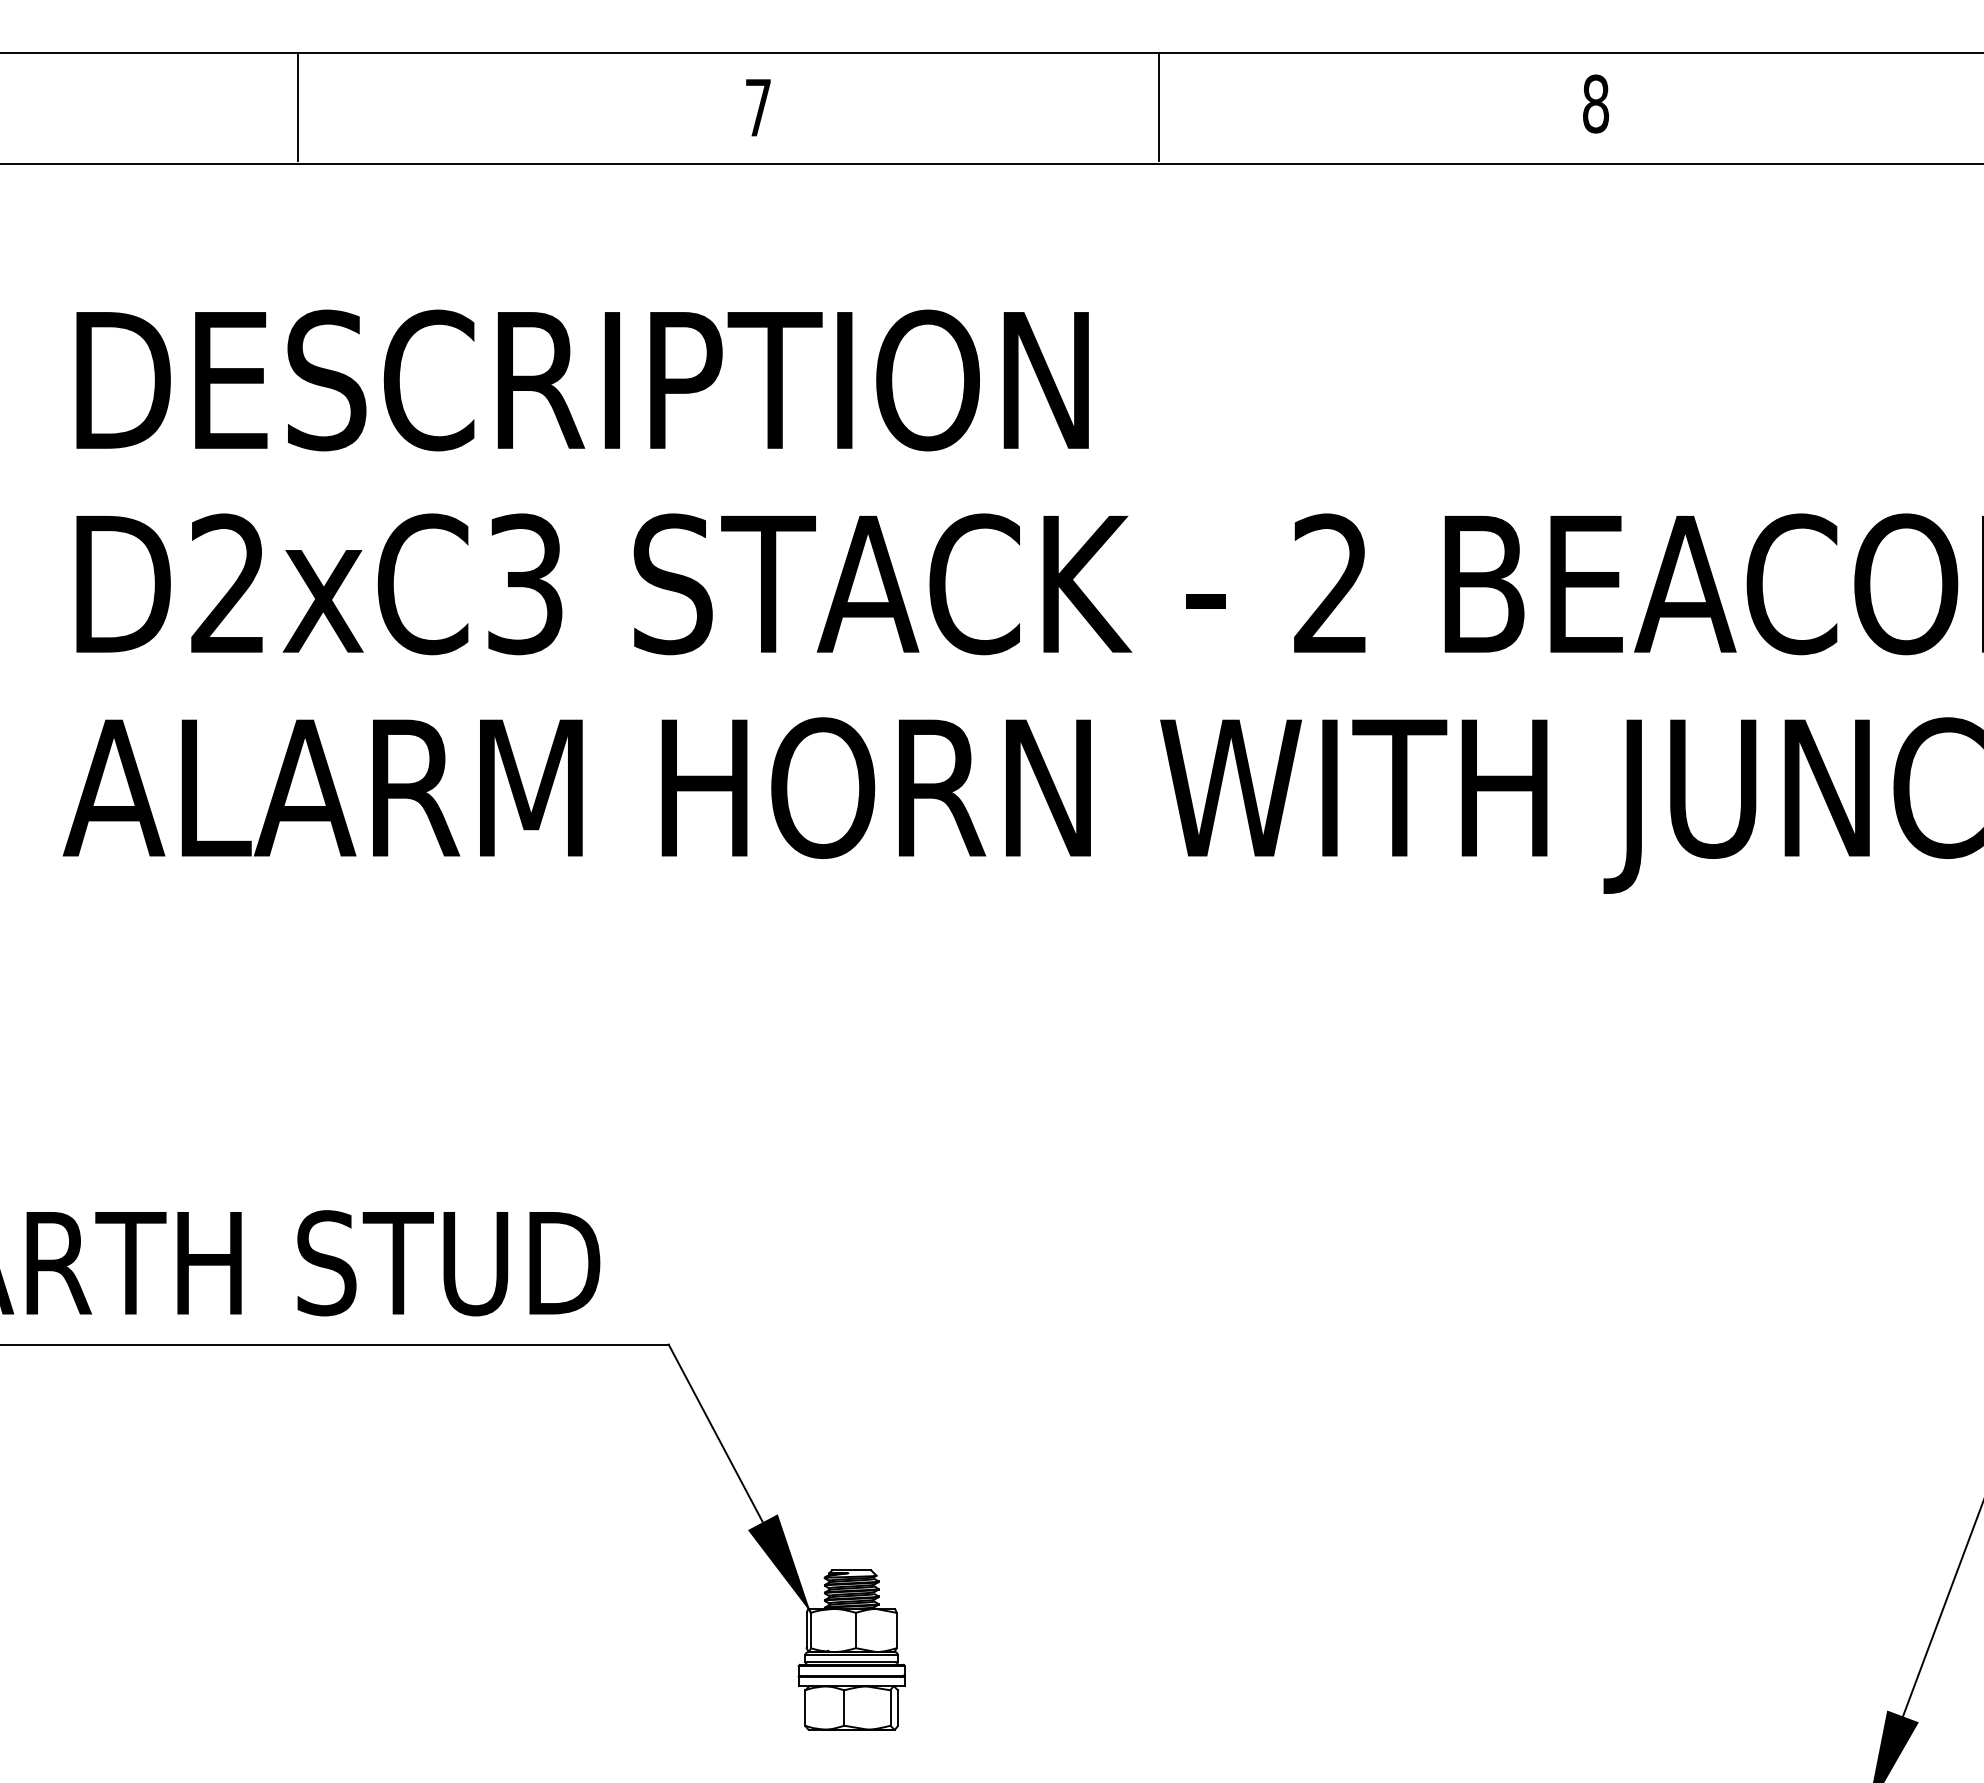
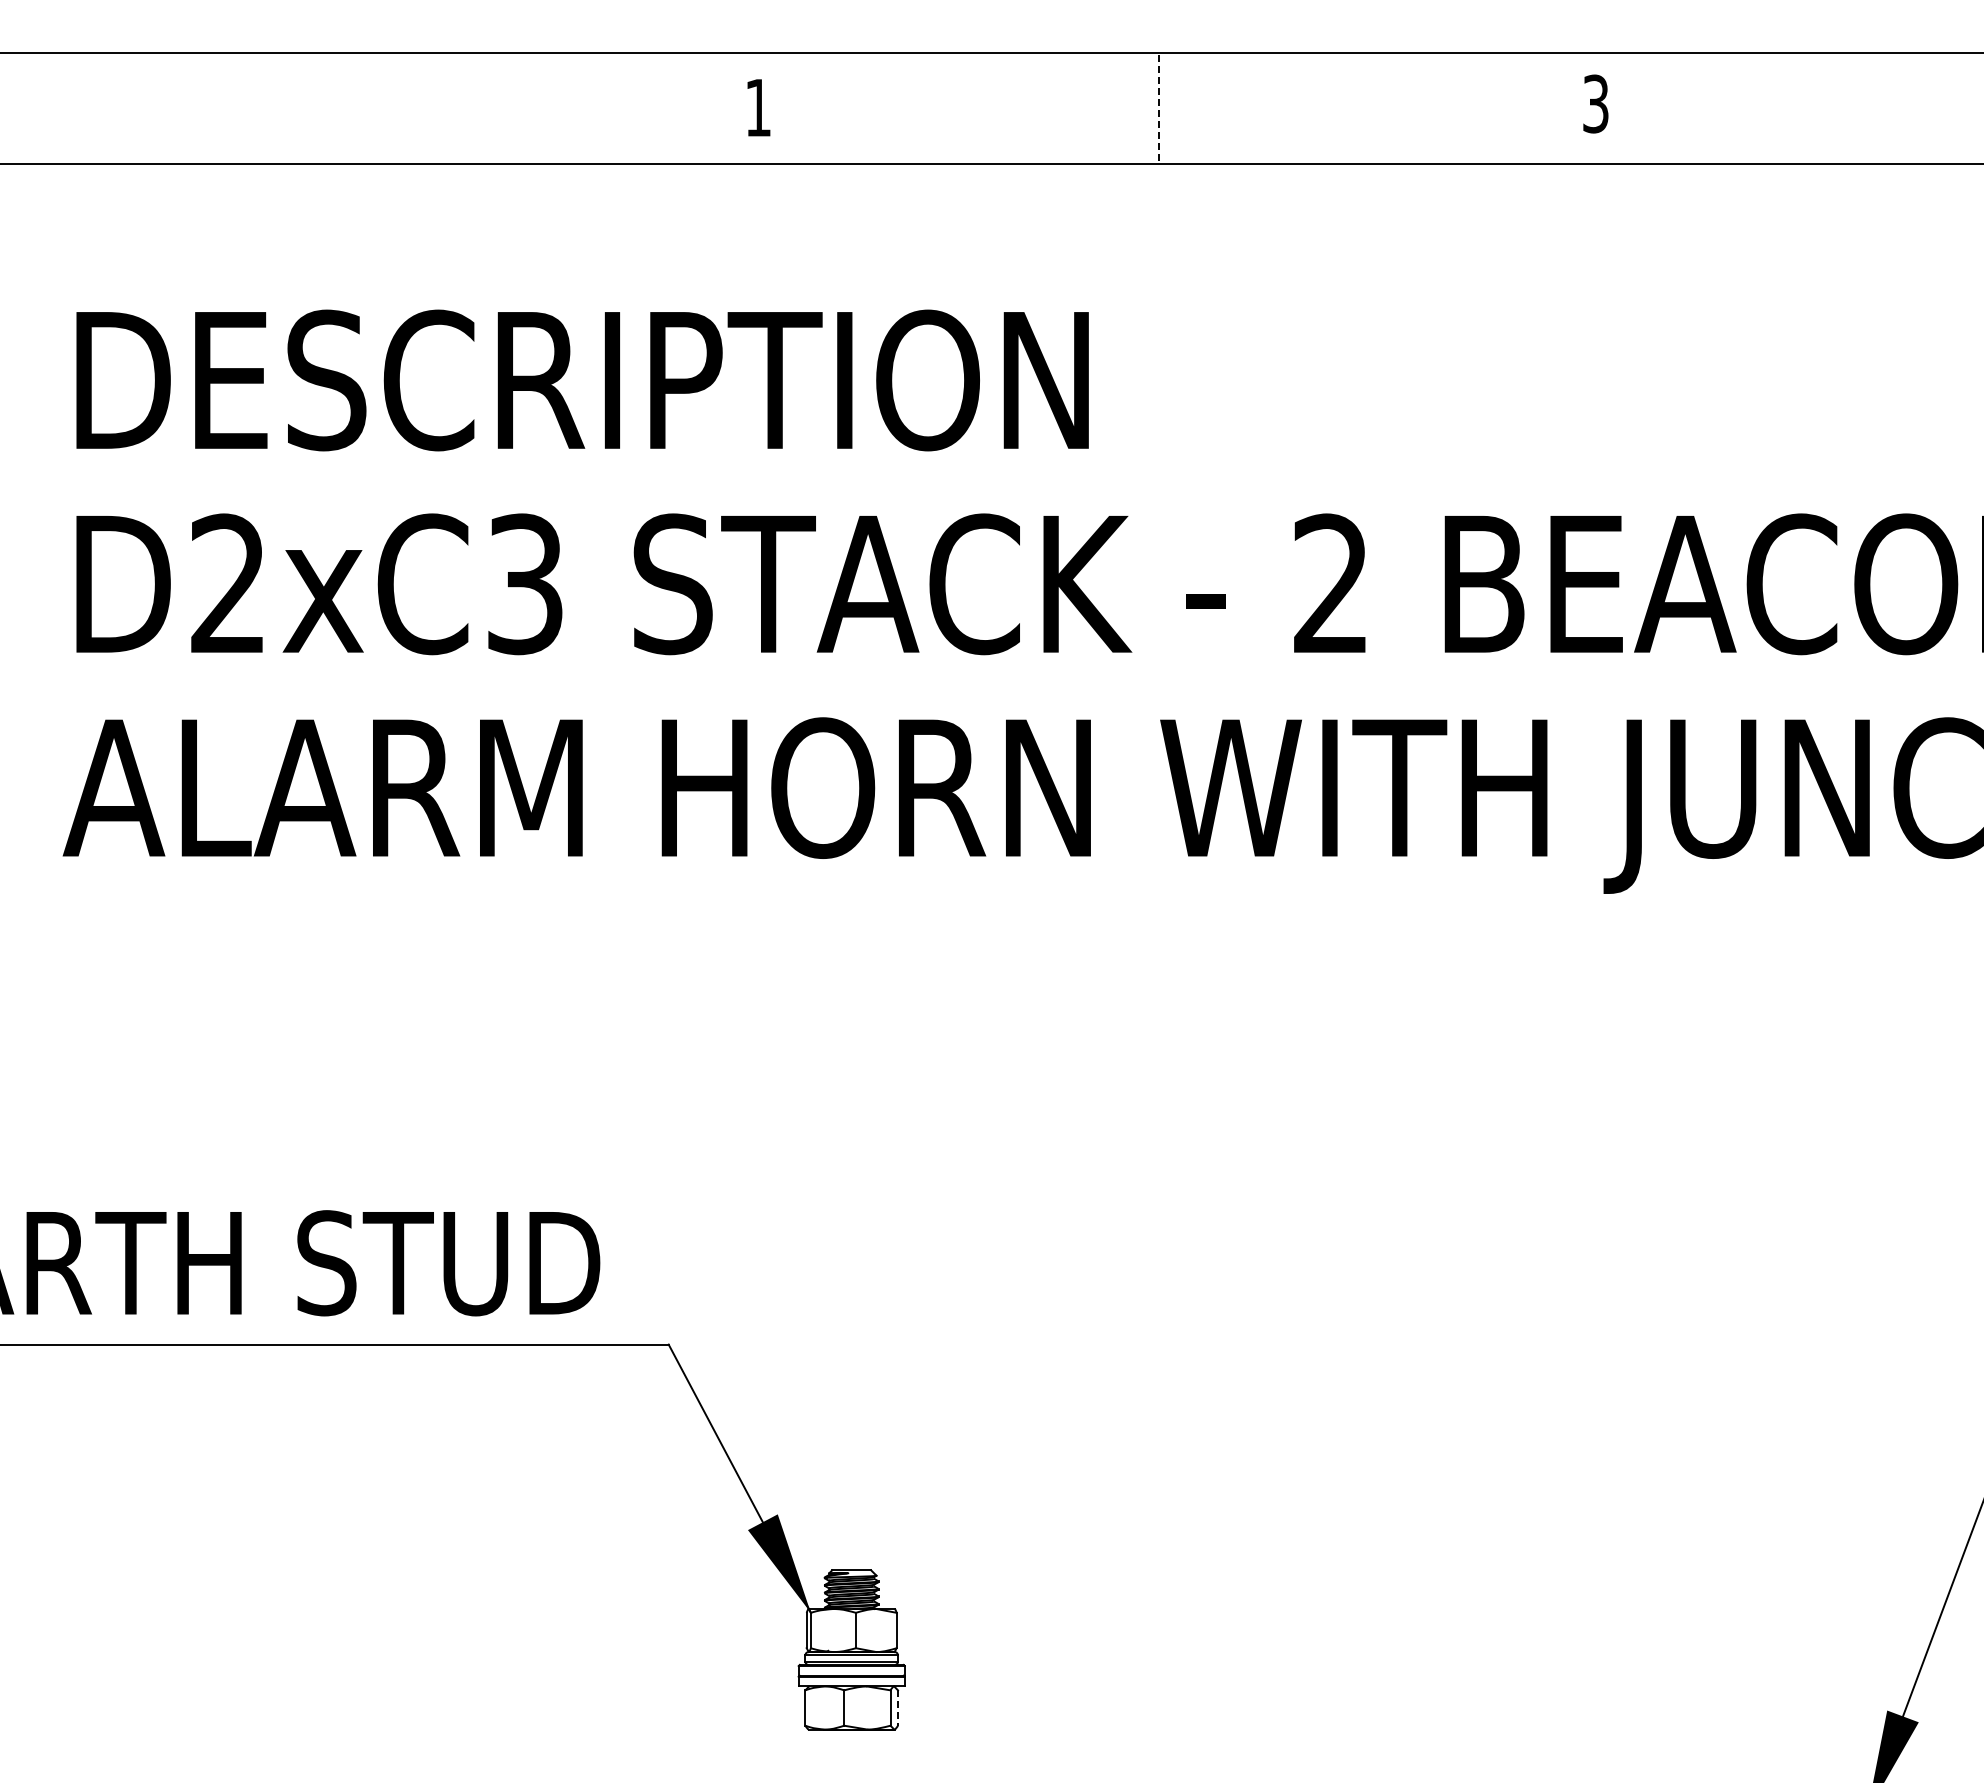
text: 8 -> 3 (1596, 103)
line: present -> none (297, 107)
text: 7 -> 1 (758, 107)
line: solid -> dashed (1159, 107)
line: solid -> dashed (898, 1708)
